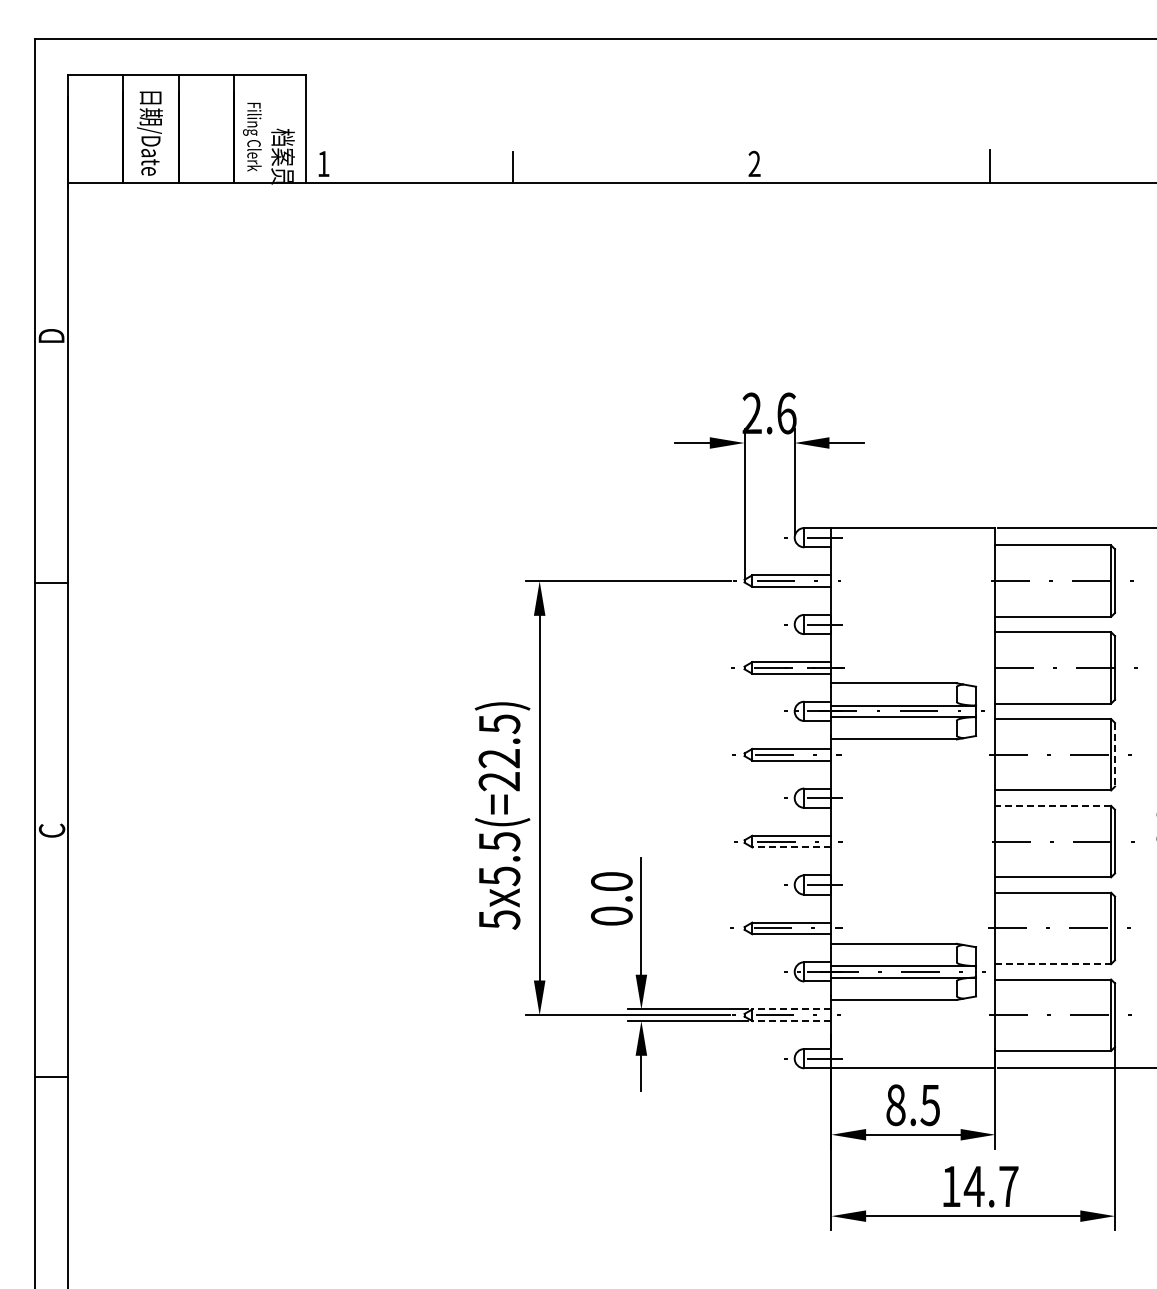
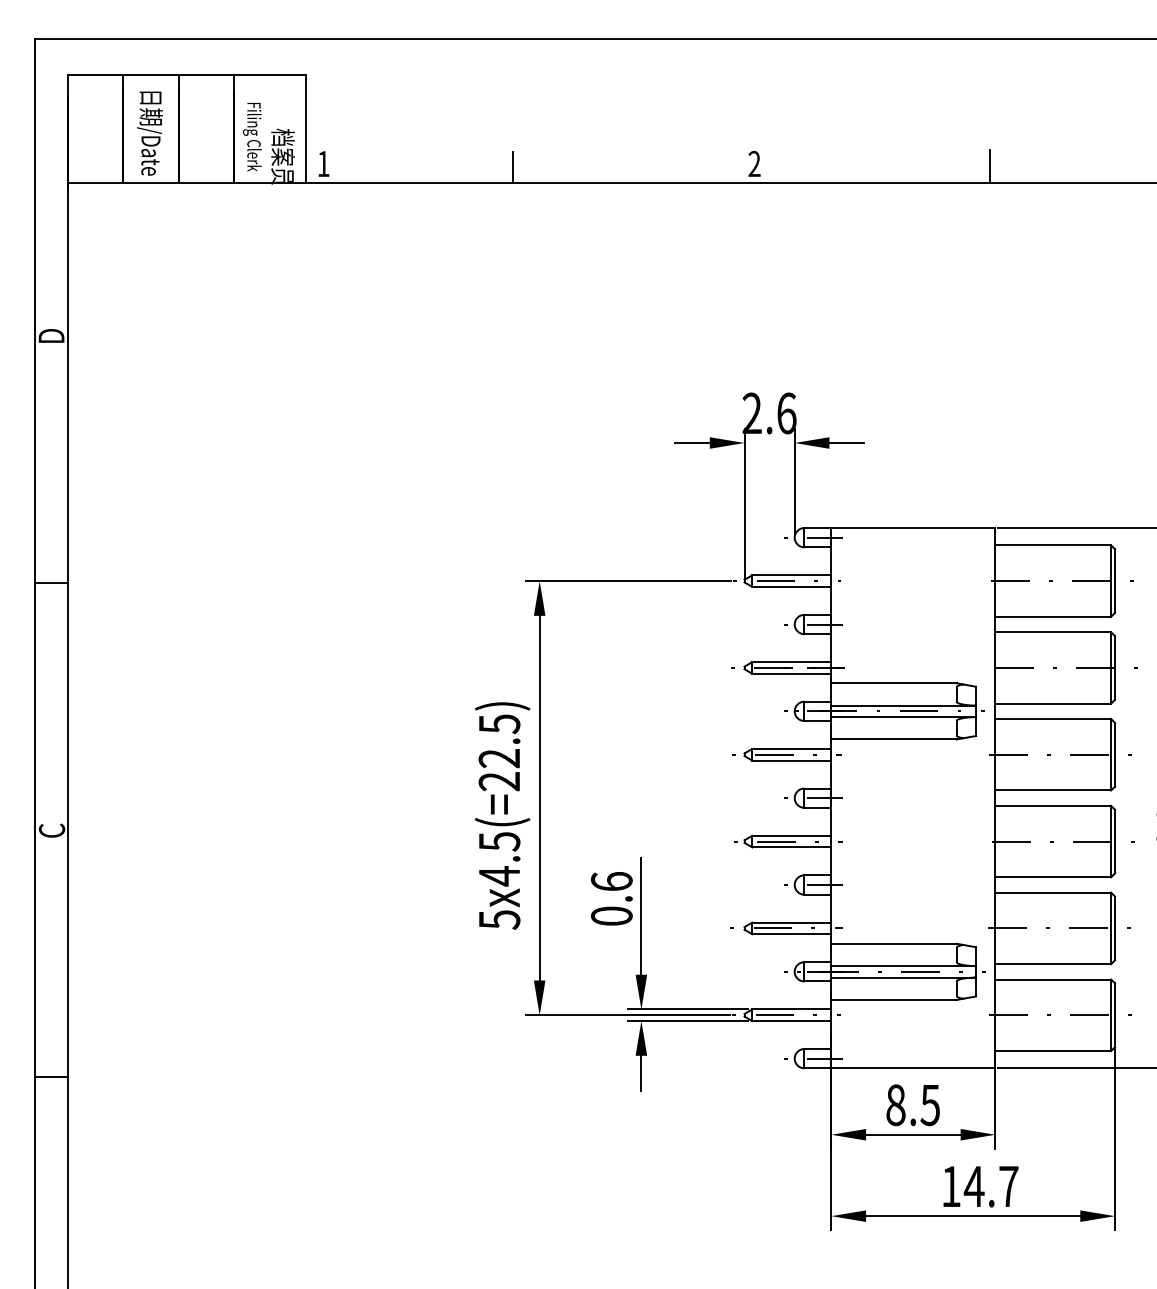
line: dashed -> solid (1115, 754)
line: dashed -> solid (1053, 805)
line: dashed -> solid (791, 847)
text: 5x5 -> 5x4 (499, 875)
text: 0.0 -> 0.6 (611, 881)
line: dashed -> solid (1053, 964)
line: dashed -> solid (791, 1009)
line: dashed -> solid (791, 1021)
